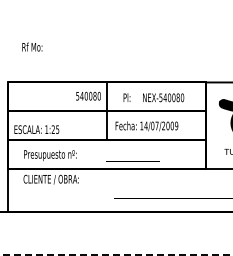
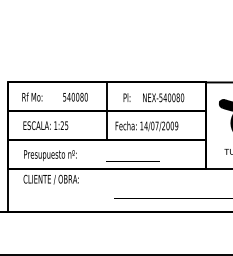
text position: (32, 46) -> (32, 96) (32, 96)
text position: (88, 95) -> (75, 96) (75, 96)
text position: (36, 129) -> (45, 125) (45, 125)
line: dashed -> solid (116, 254)
